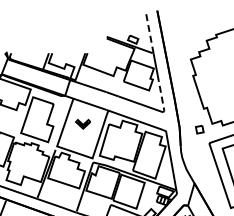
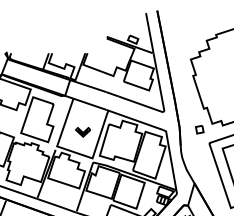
line: dashed -> solid (149, 33)
line: dashed -> solid (161, 94)
part position: (82, 123) -> (82, 131) (82, 131)
